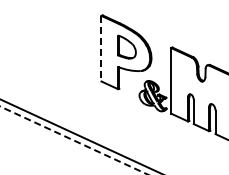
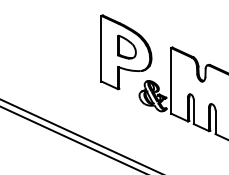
line: dashed -> solid (101, 48)
line: dashed -> solid (74, 140)
